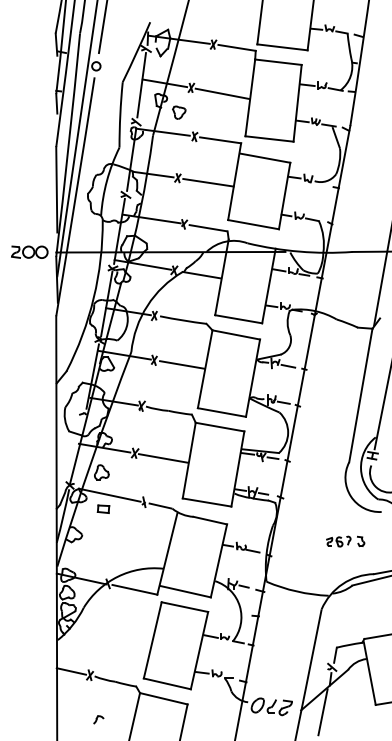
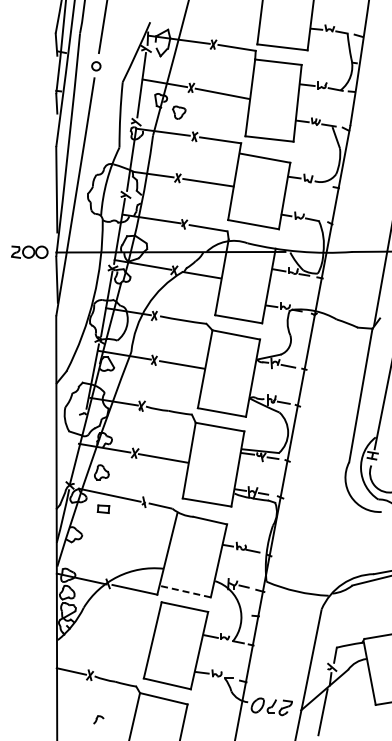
line: present -> none (77, 139)
part: present -> none (345, 541)
line: solid -> dashed (185, 591)
